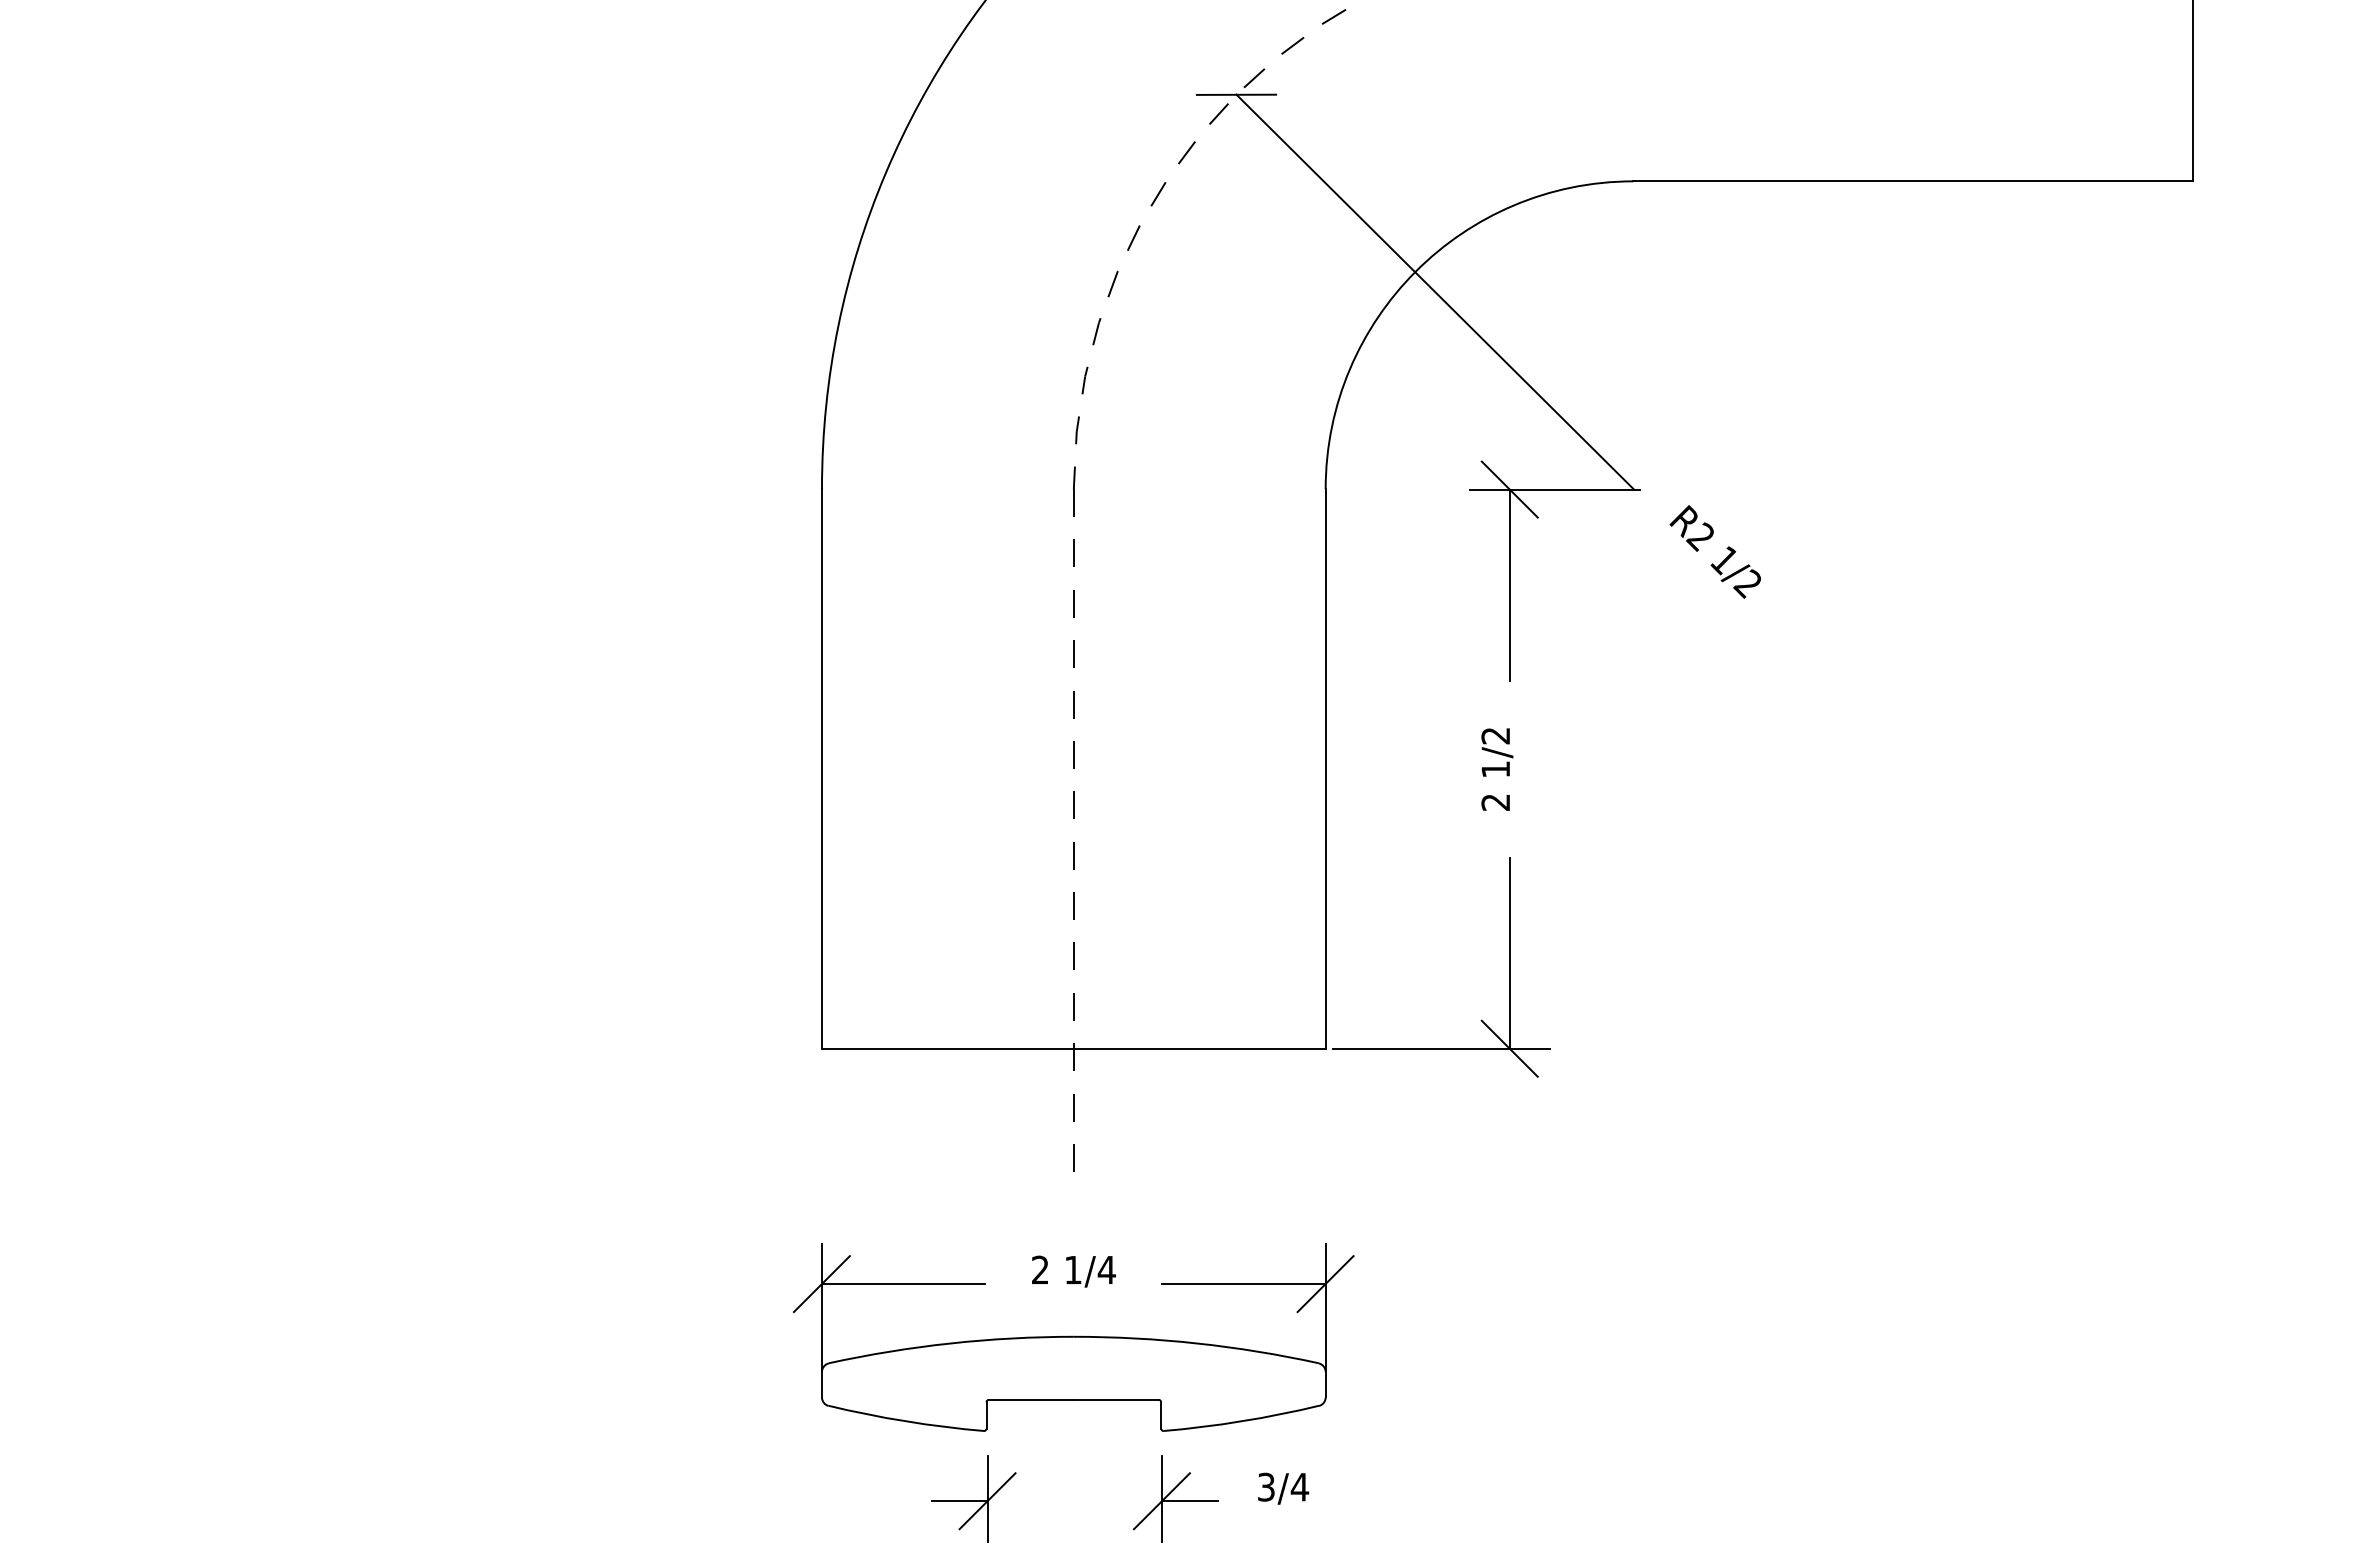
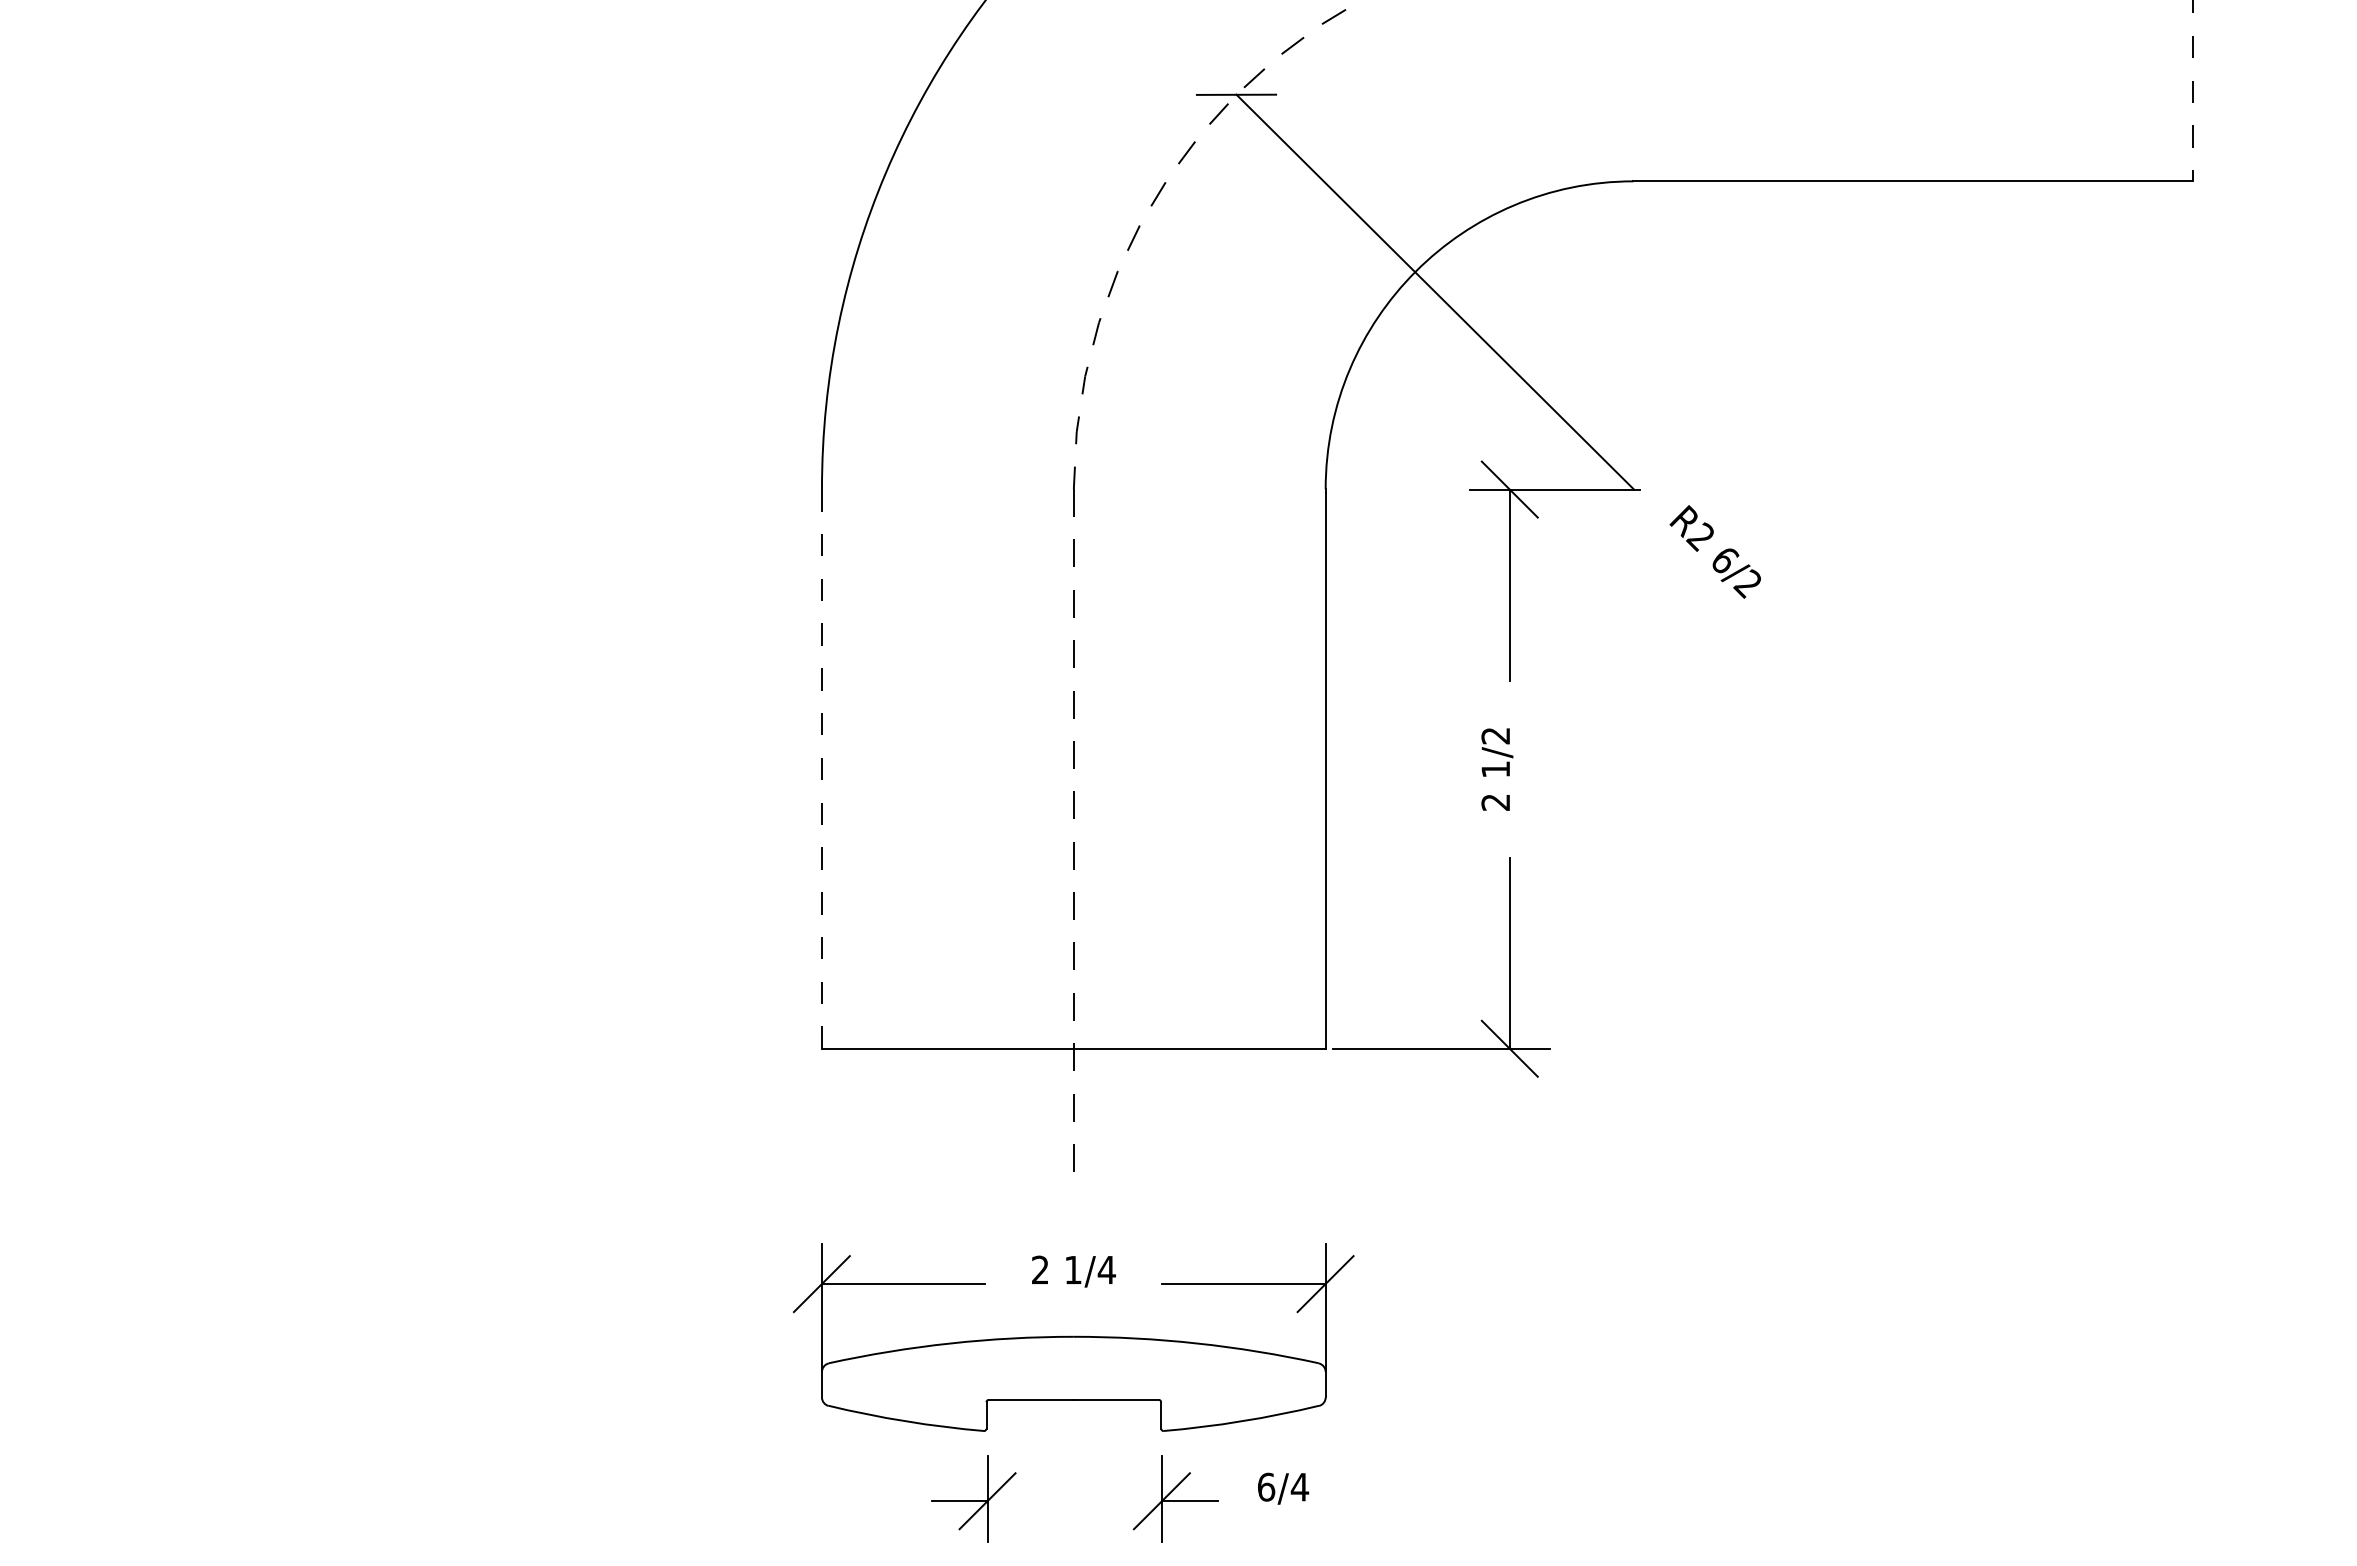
line: solid -> dashed (2193, 91)
text: 1/2 -> 6/2 (1724, 560)
line: solid -> dashed (821, 769)
text: 3/4 -> 6/4 (1266, 1486)
